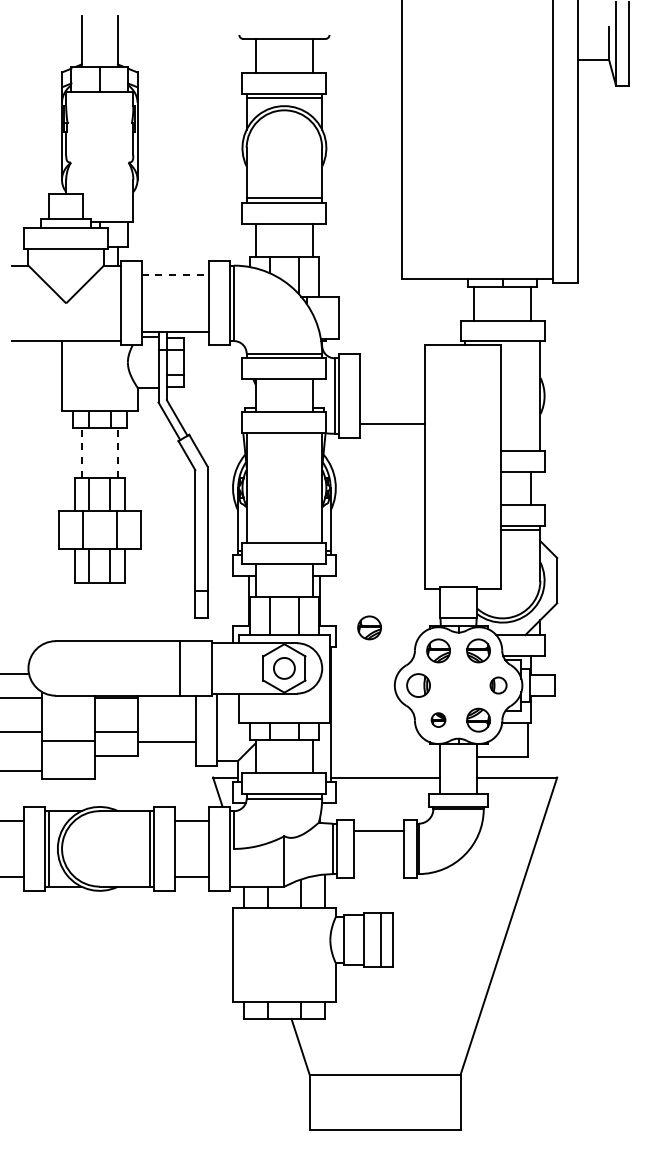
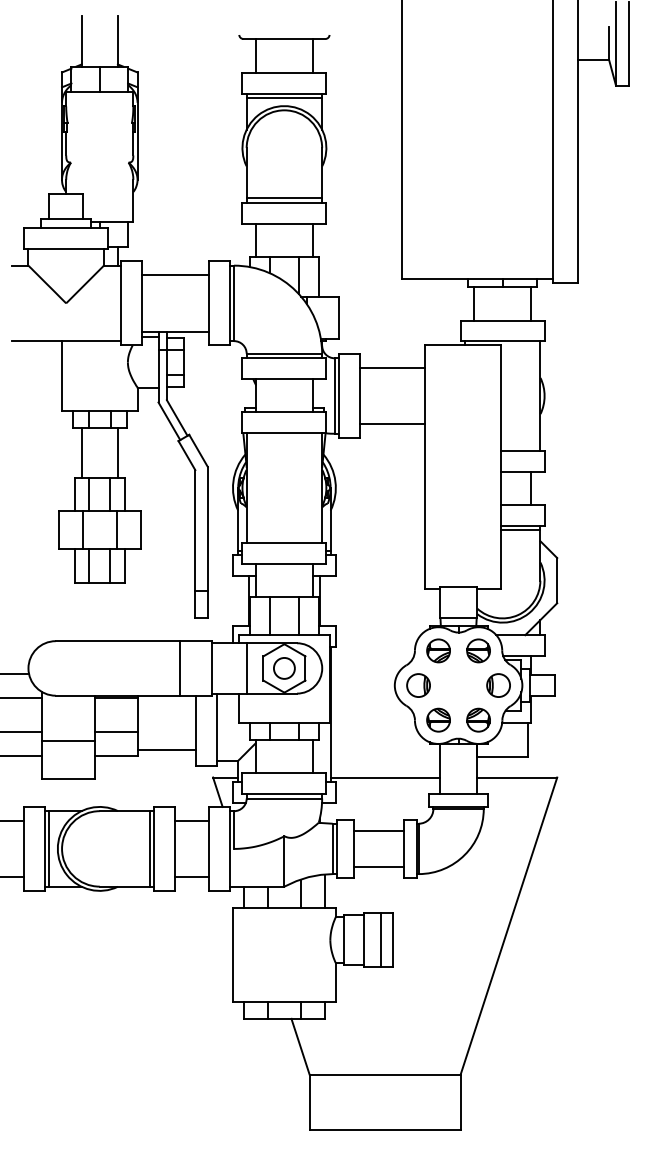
line: dashed -> solid (175, 275)
line: none -> present (392, 367)
line: dashed -> solid (81, 452)
line: dashed -> solid (117, 452)
part: present -> none (369, 627)
line: none -> present (246, 668)
part size: 19x19 px -> 25x25 px (498, 685)
part size: 17x16 px -> 25x26 px (438, 719)
line position: (166, 741) -> (166, 749) (166, 749)
line position: (22, 770) -> (22, 755) (22, 755)
line: none -> present (378, 867)
